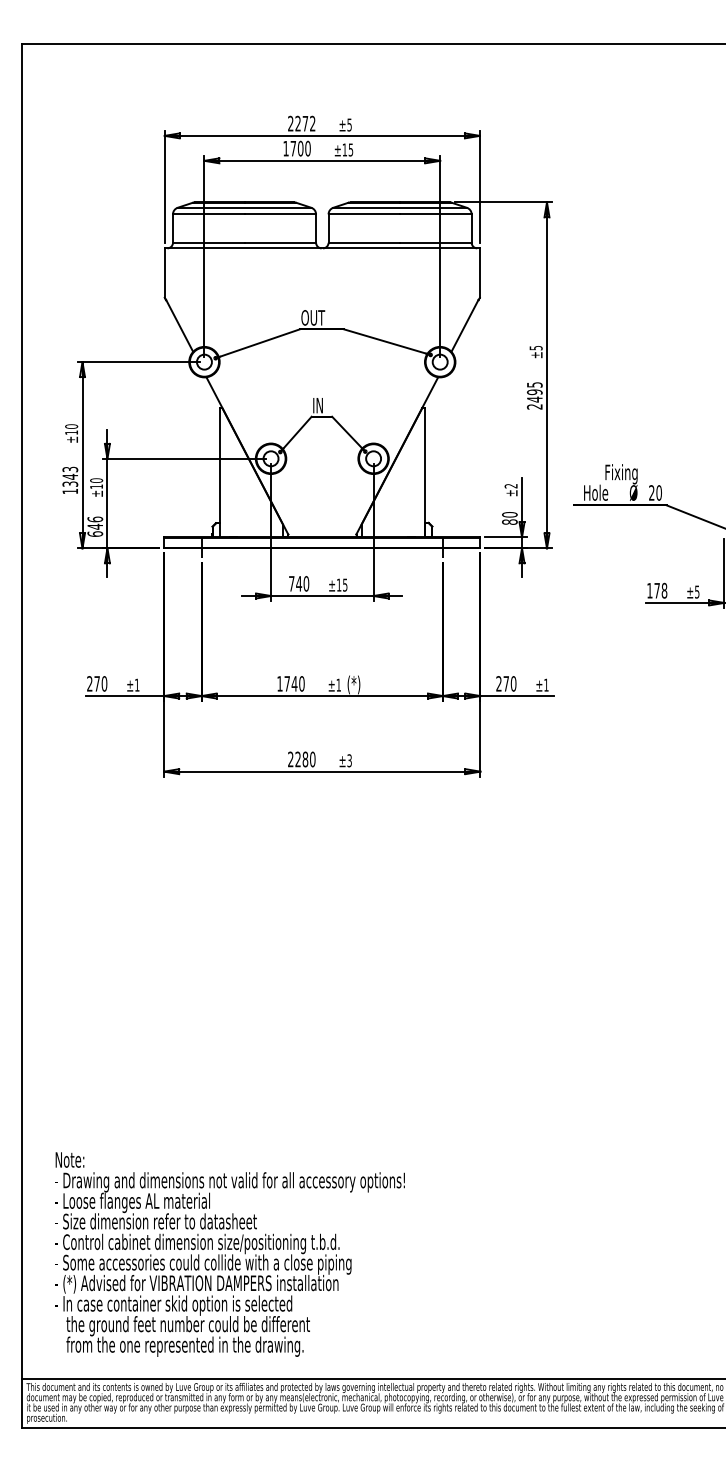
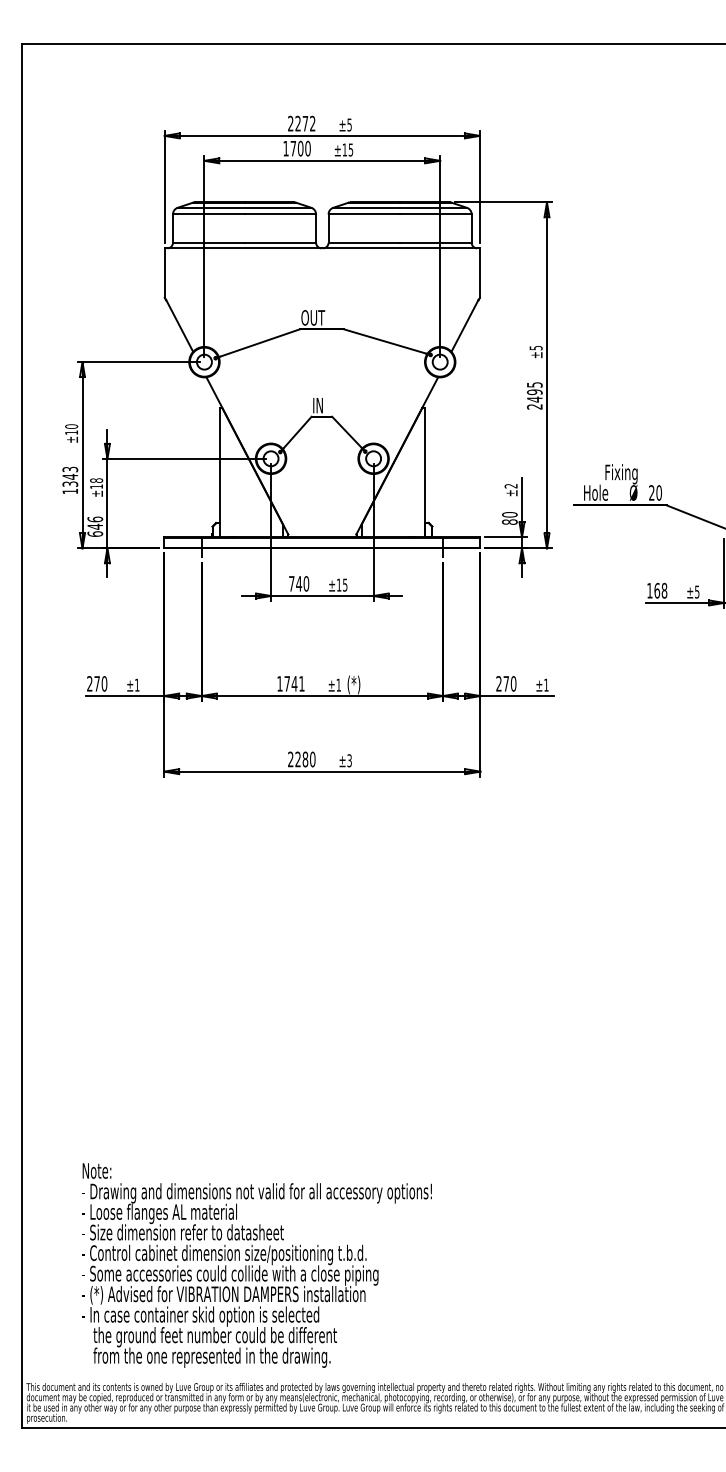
text: ±10 -> ±18 (96, 480)
text: 178 -> 168 (657, 590)
text: 1740 -> 1741 (301, 683)
text position: (229, 1254) -> (256, 1265) (256, 1265)
line: present -> none (371, 1379)
